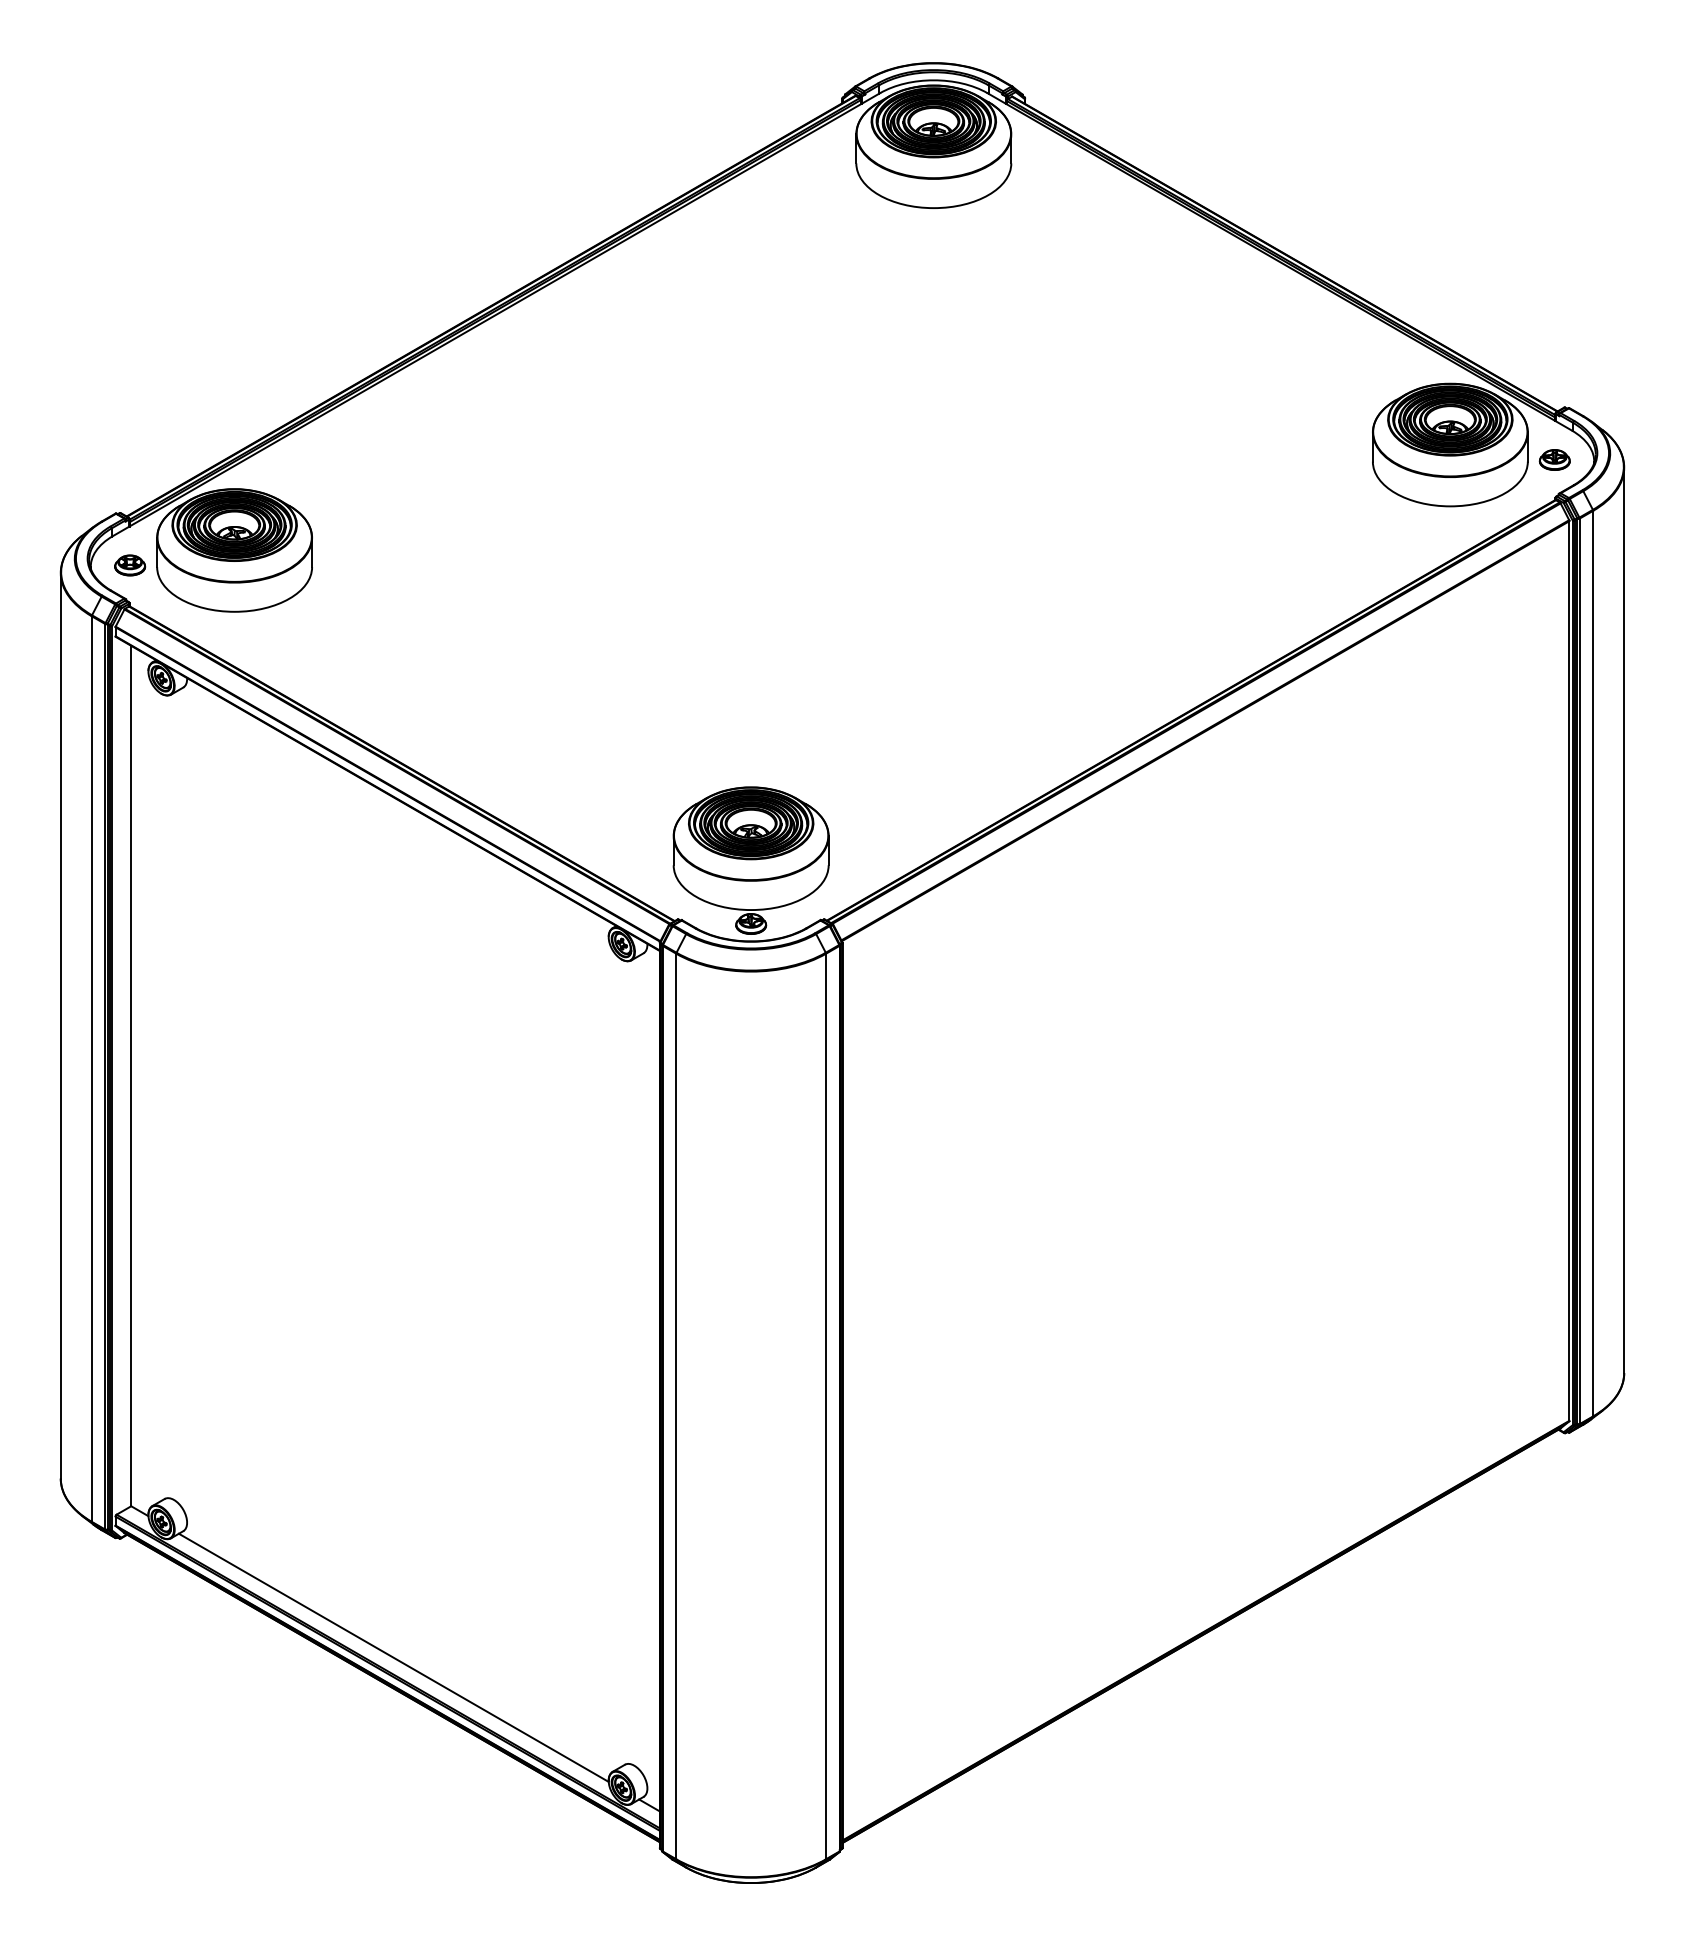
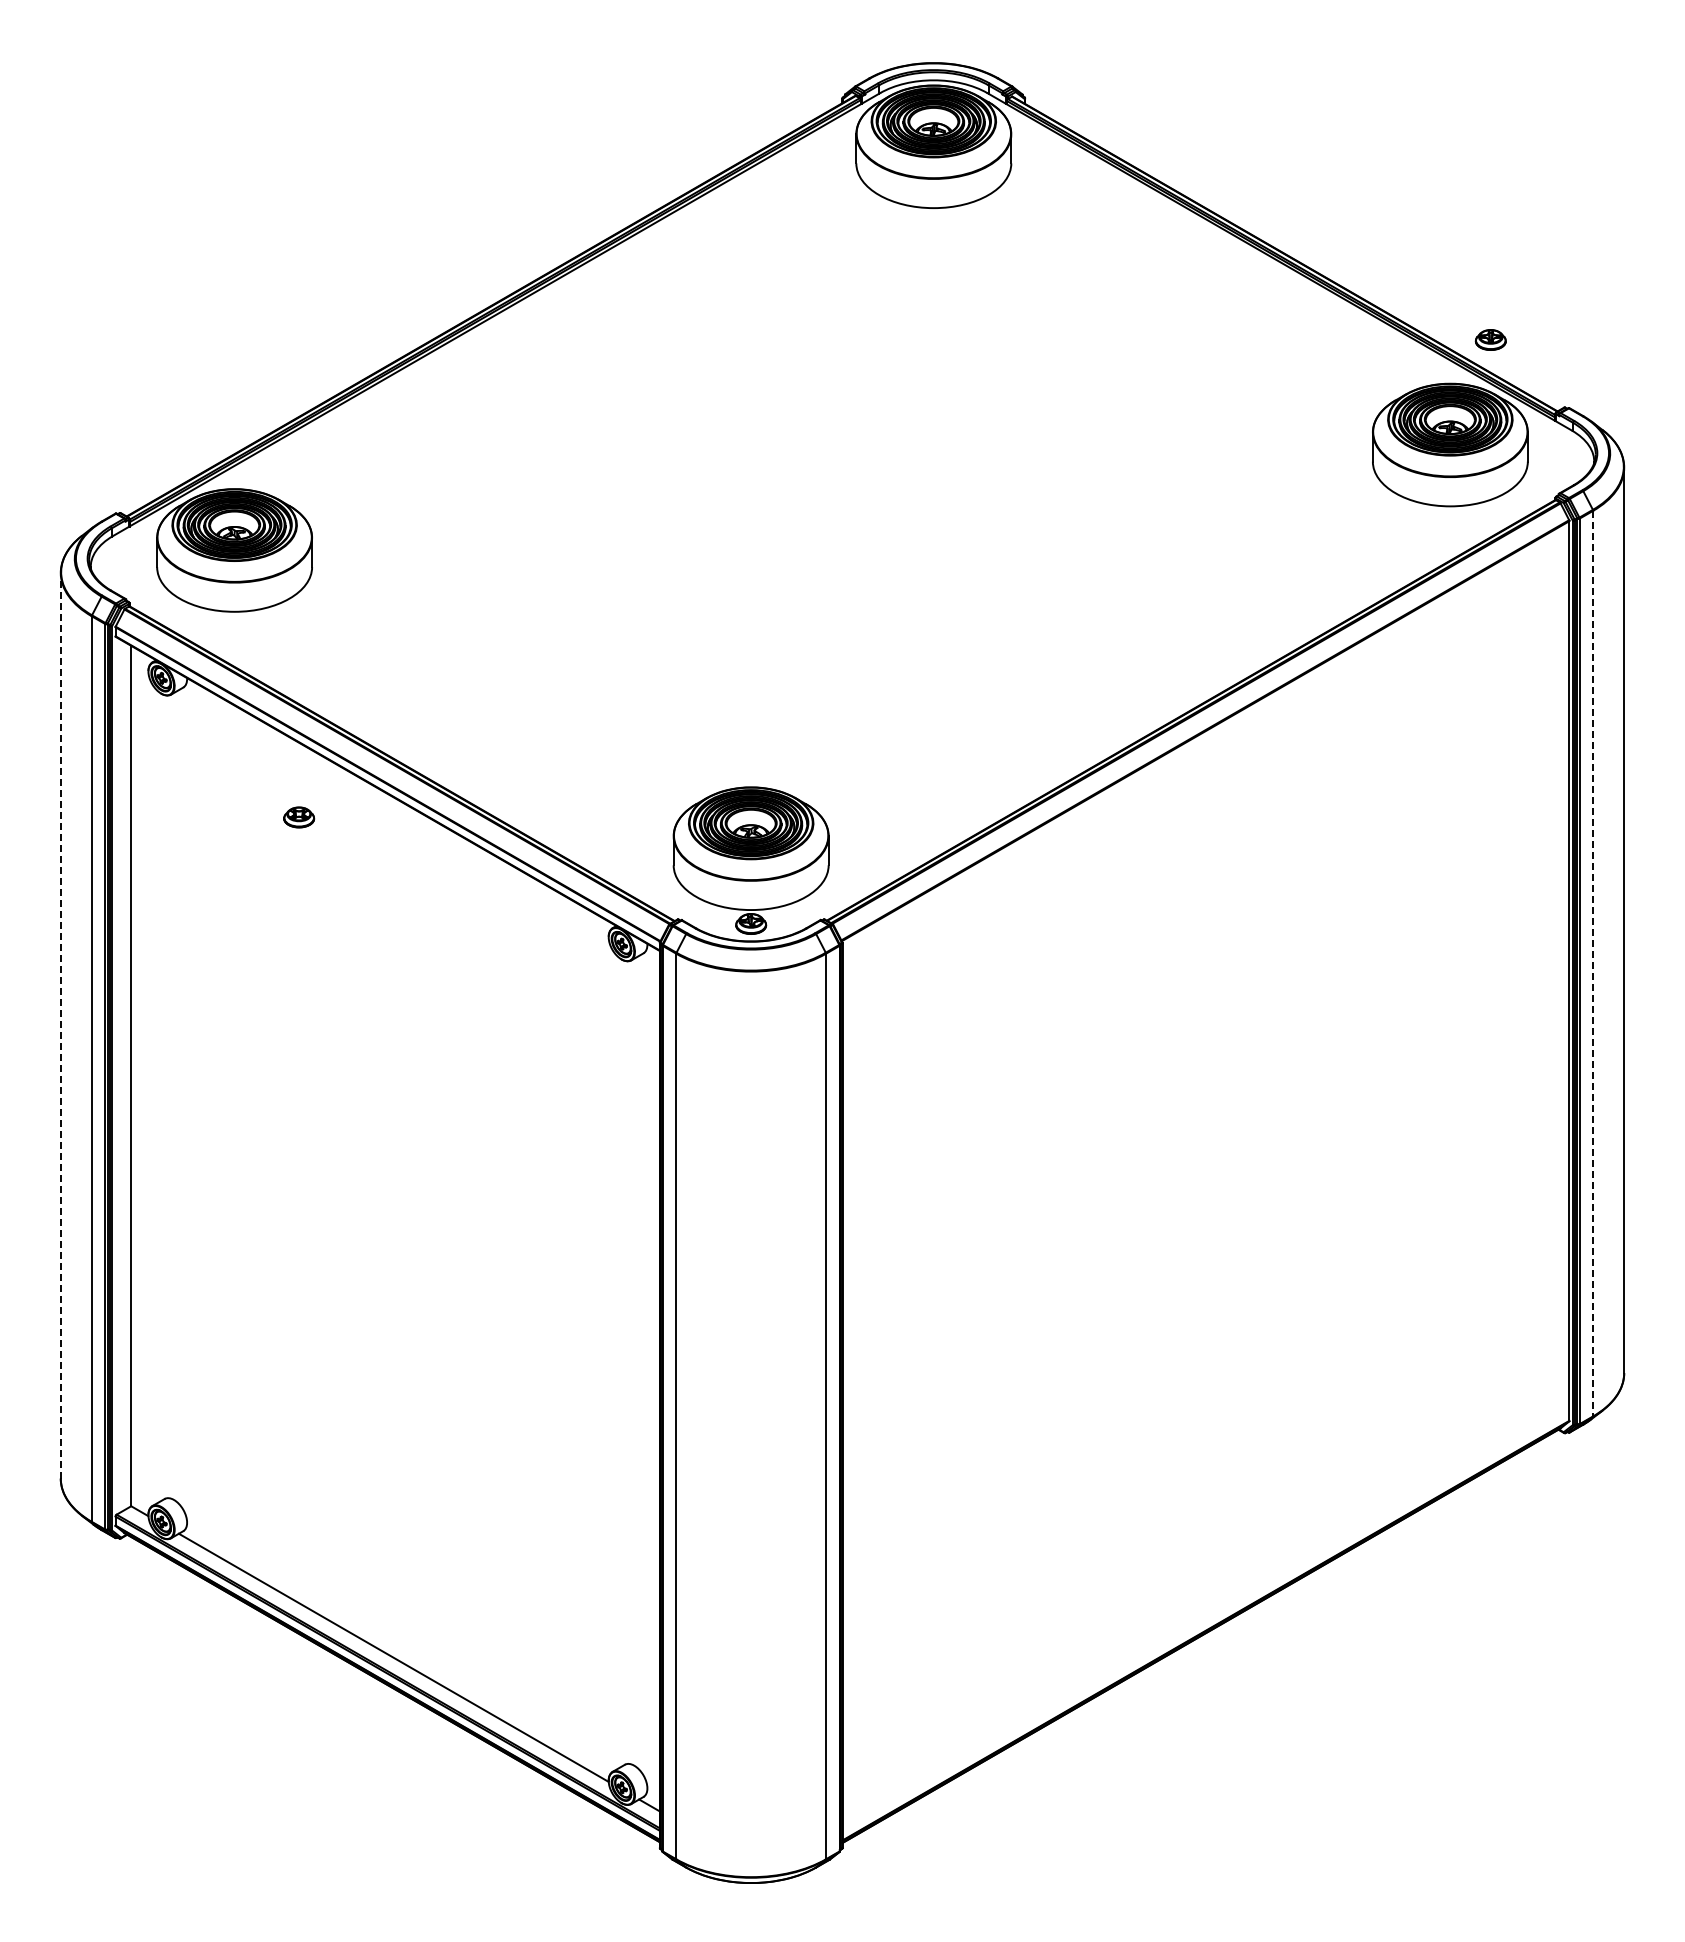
part position: (1554, 459) -> (1490, 339) (1490, 339)
part position: (130, 565) -> (299, 817) (299, 817)
line: solid -> dashed (1593, 963)
line: solid -> dashed (60, 1025)
